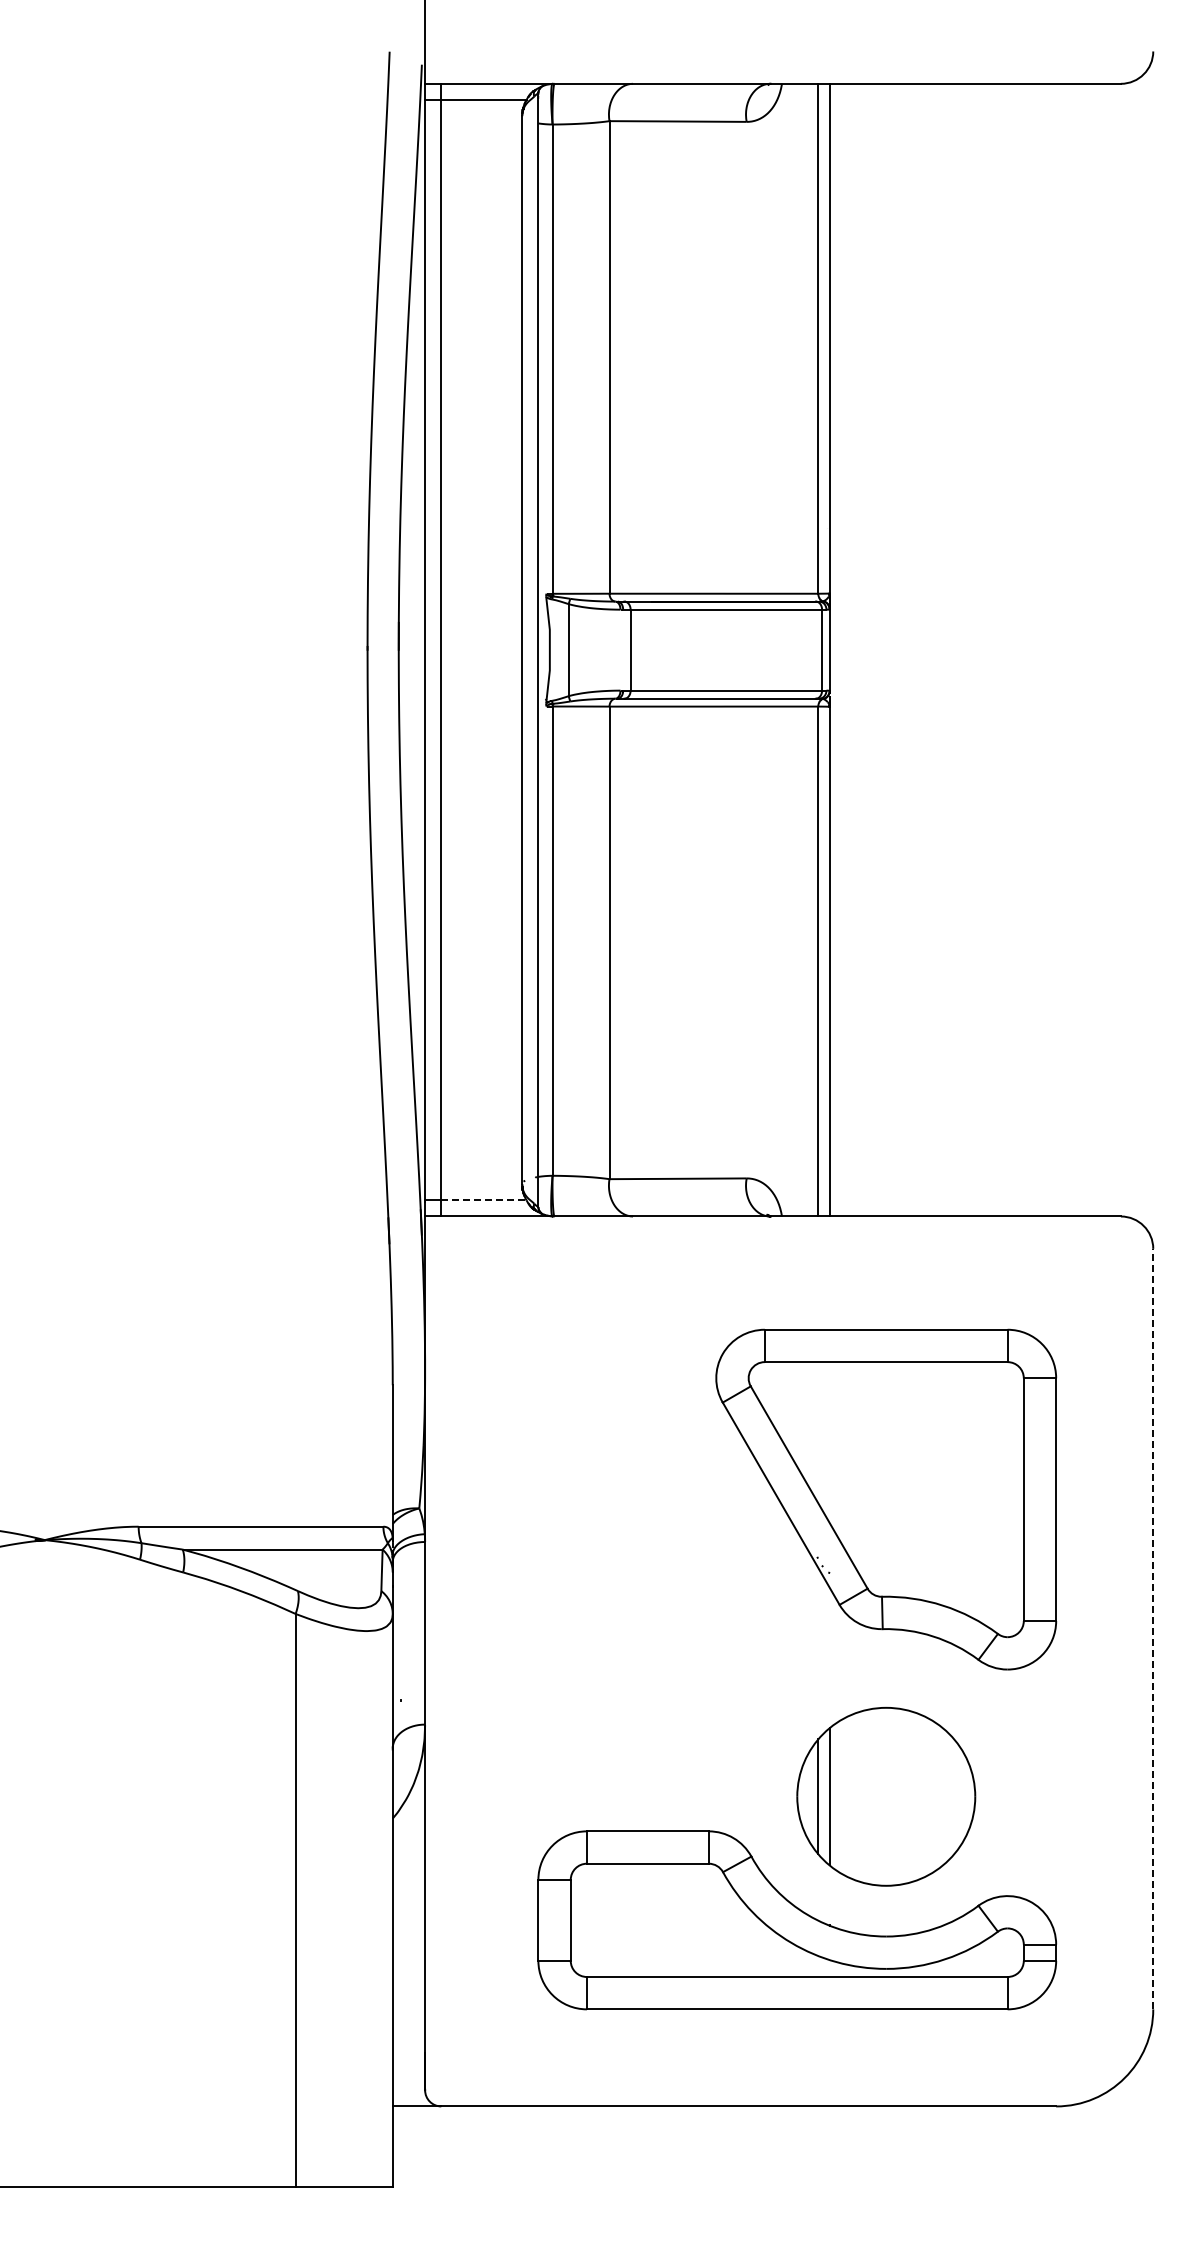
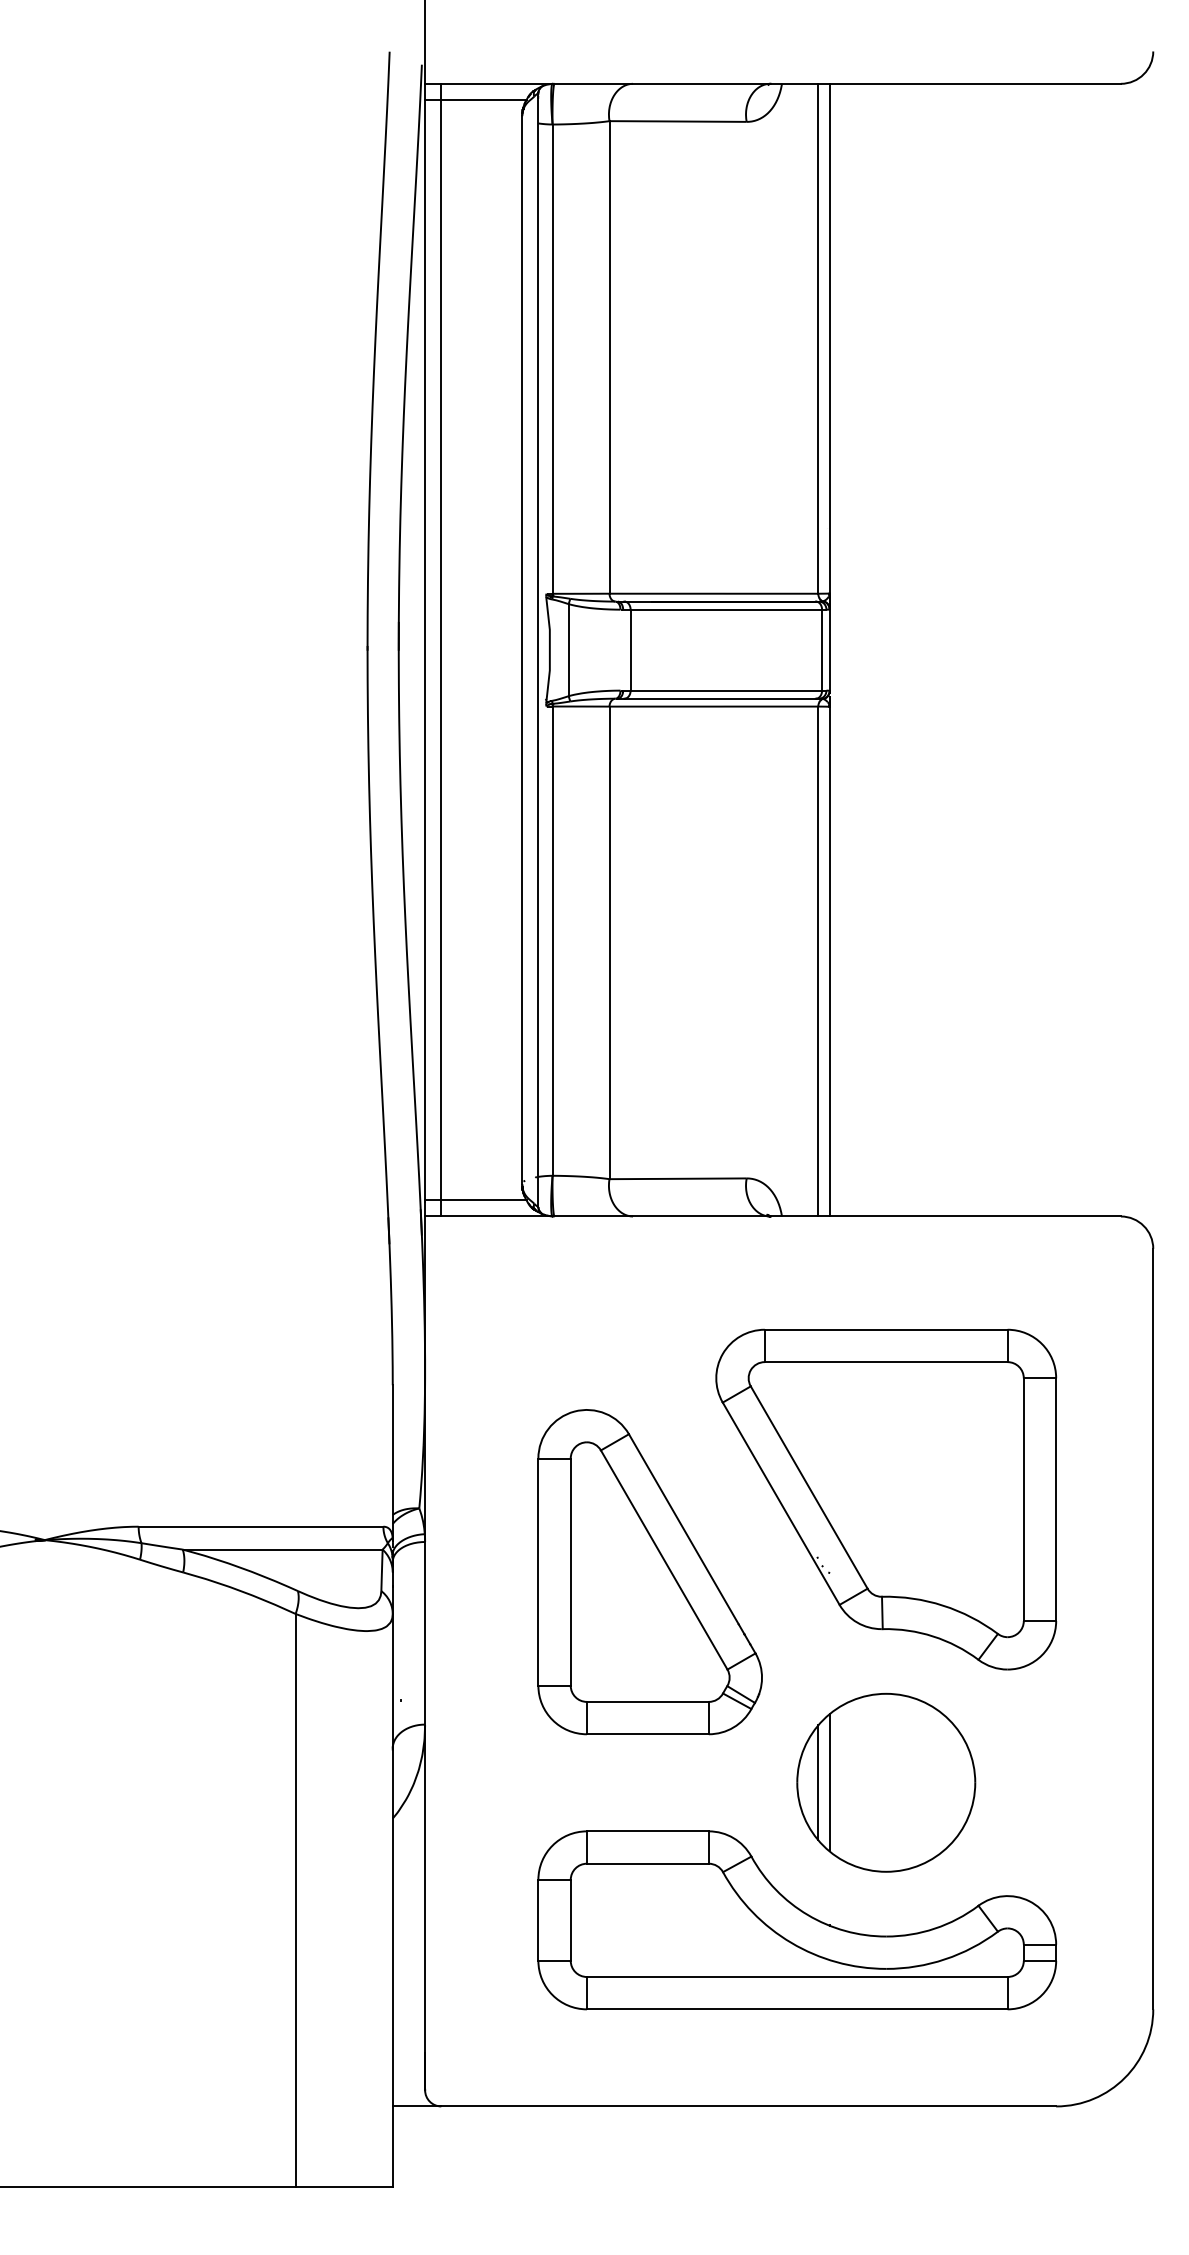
line: dashed -> solid (483, 1200)
part: none -> present (649, 1572)
line: dashed -> solid (1153, 1628)
part position: (886, 1796) -> (886, 1782) (886, 1782)
